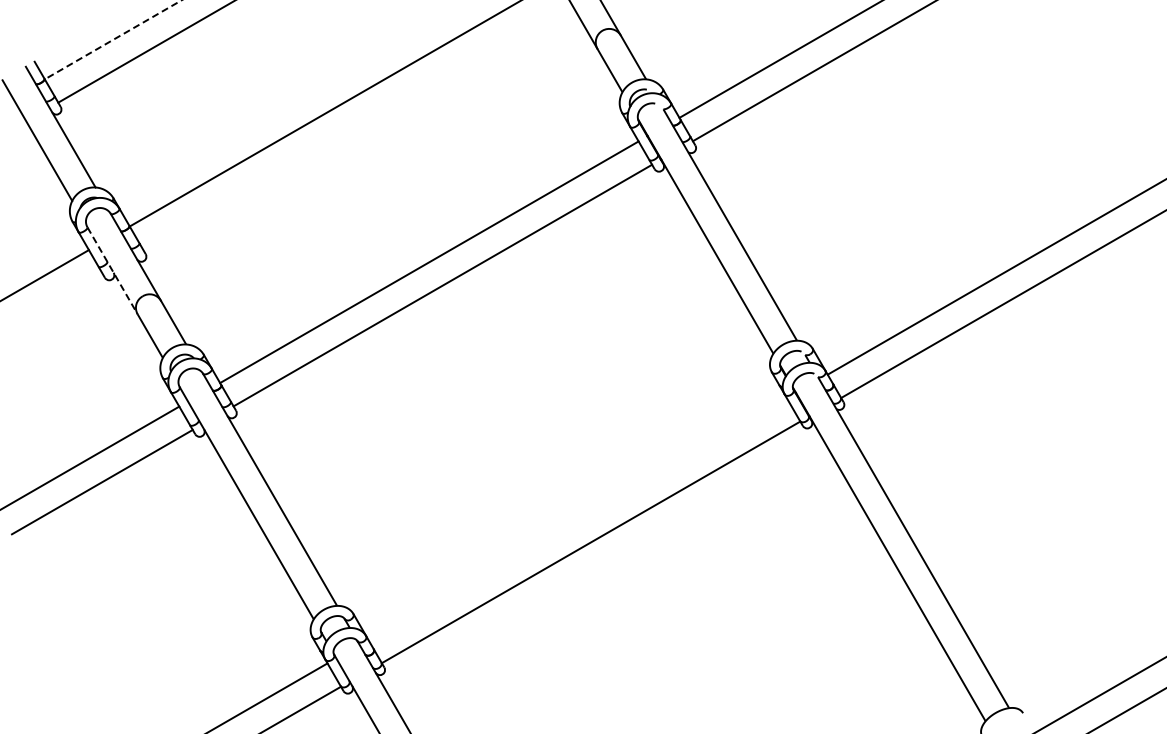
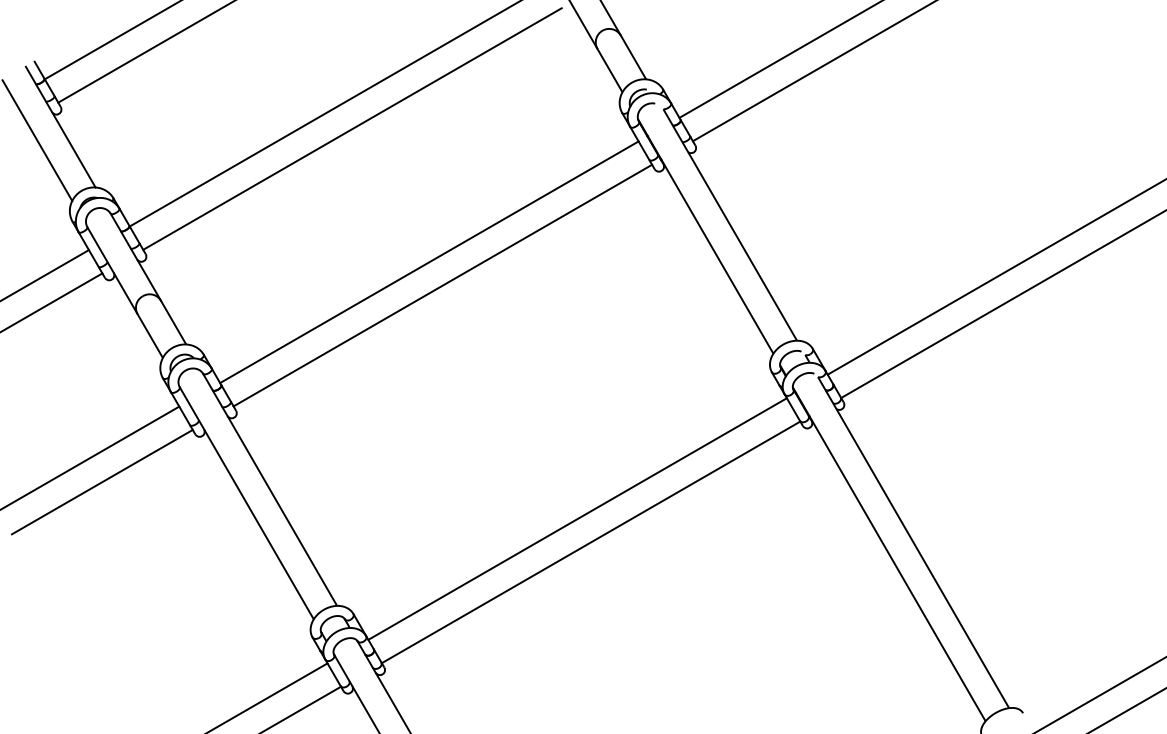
line: dashed -> solid (113, 39)
line: none -> present (352, 128)
line: dashed -> solid (112, 270)
line: none -> present (52, 301)
line: none -> present (577, 518)
